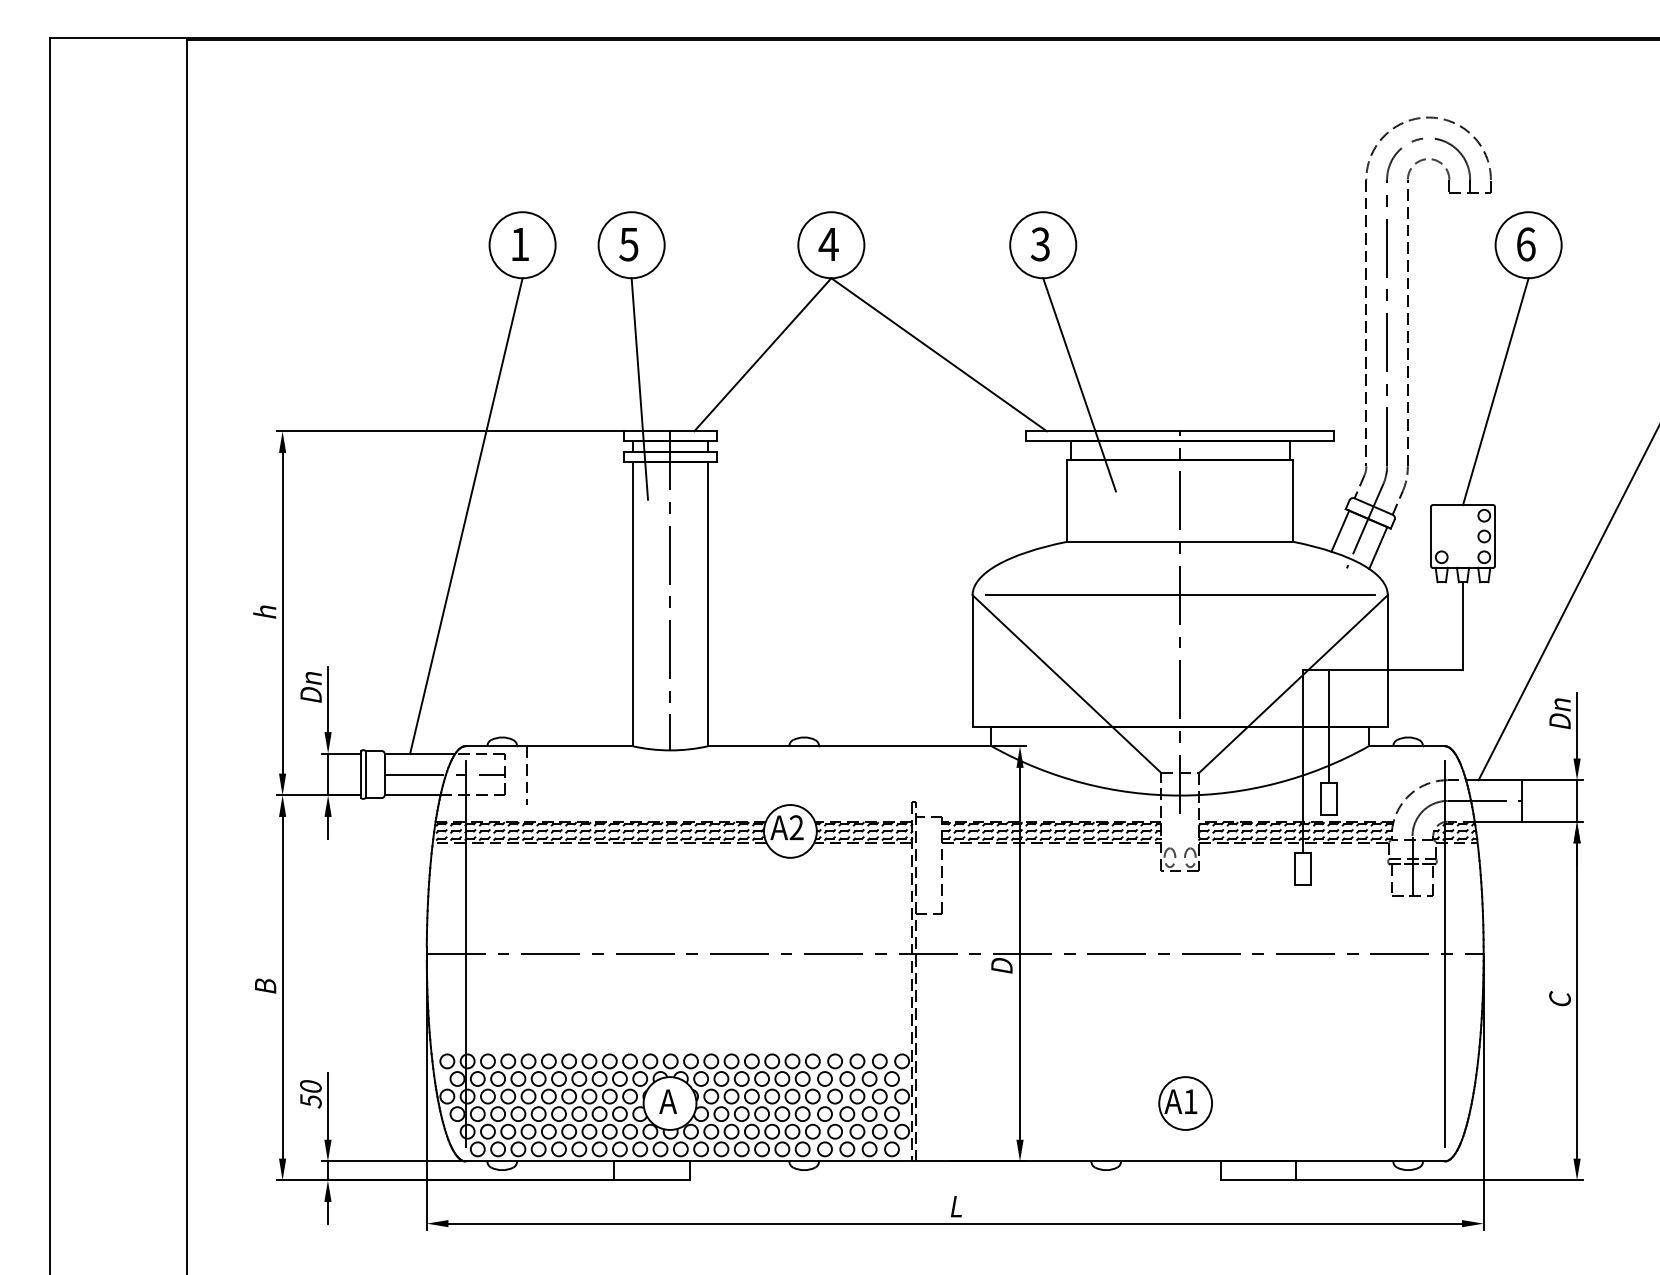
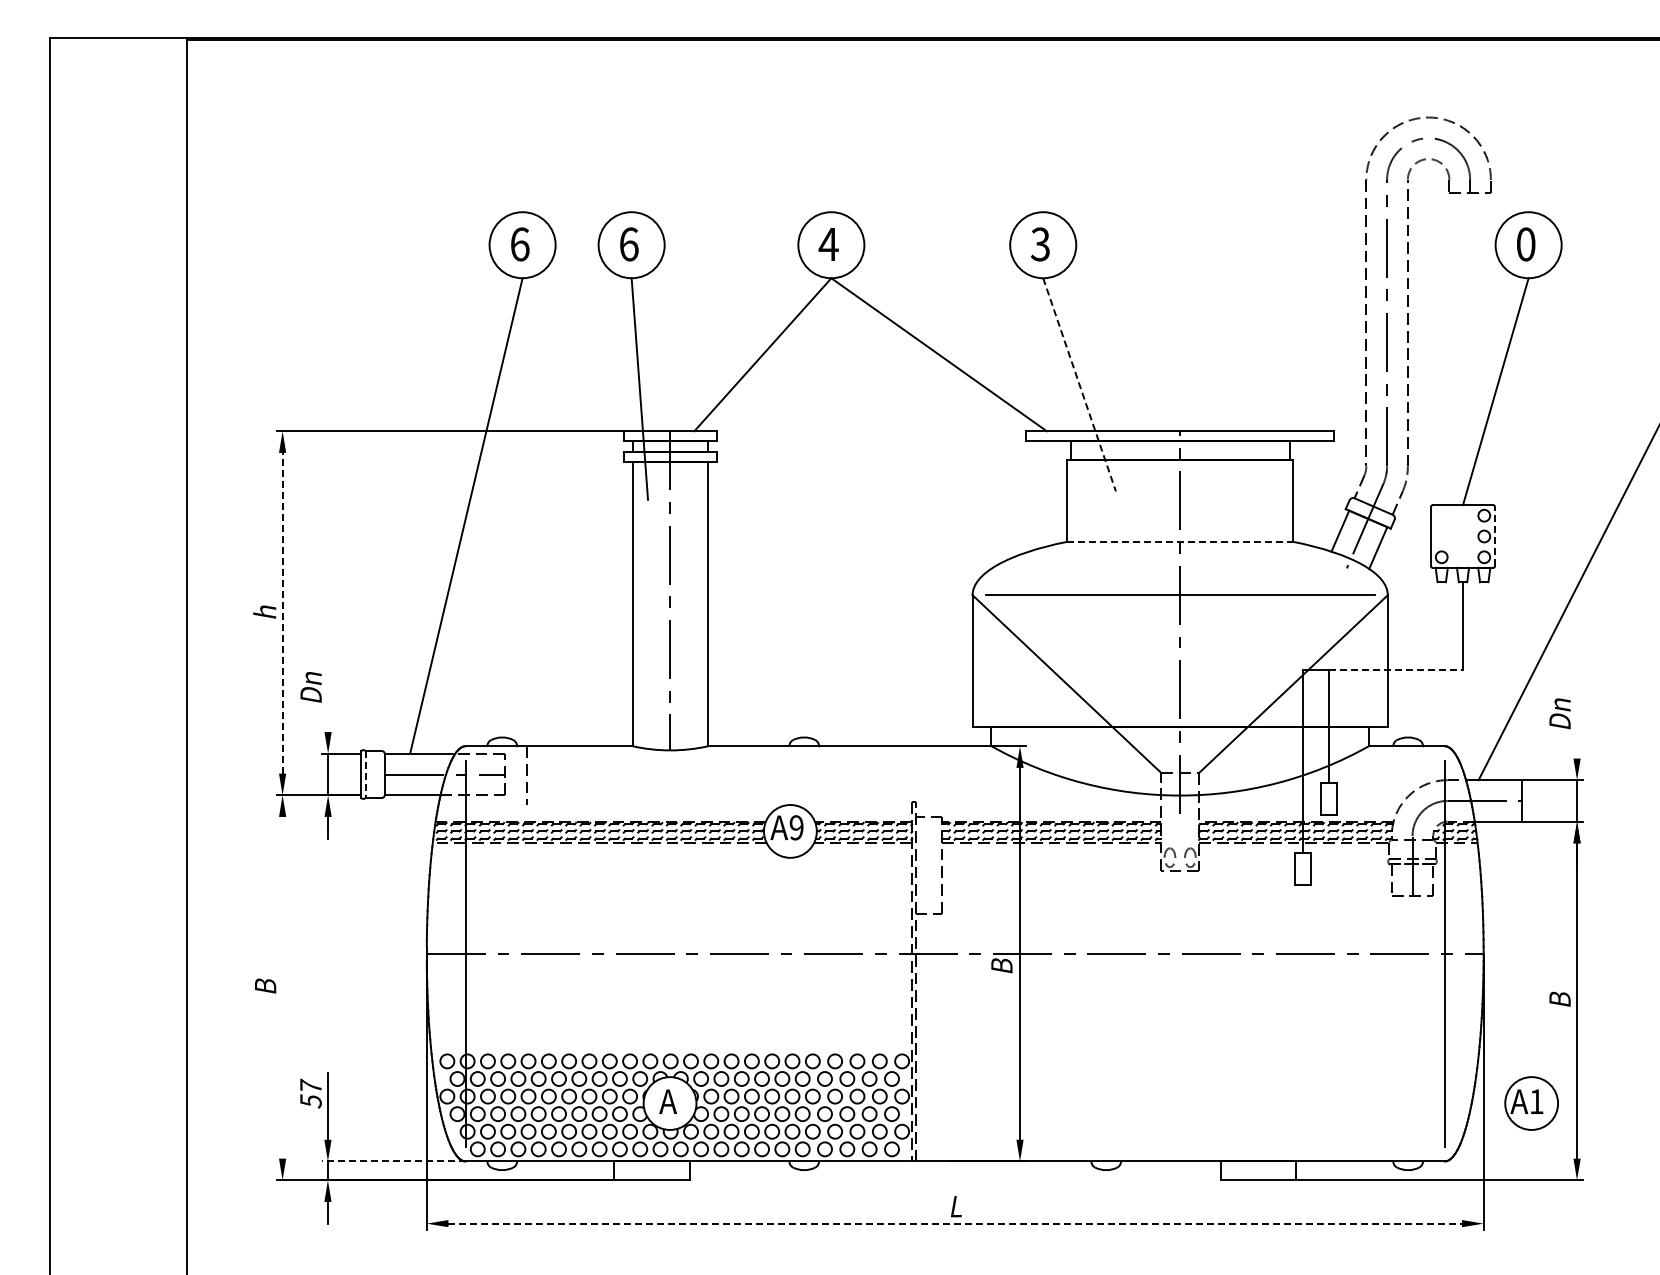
text: 1 -> 6 (520, 244)
text: 5 -> 6 (628, 244)
text: 6 -> 0 (1526, 244)
line: solid -> dashed (1079, 384)
line: solid -> dashed (1495, 536)
line: solid -> dashed (1180, 541)
line: solid -> dashed (282, 612)
line: solid -> dashed (1396, 670)
line: present -> none (328, 699)
line: present -> none (1577, 725)
line: solid -> dashed (365, 775)
text: 2 -> 9 (796, 827)
text: D -> B (1001, 965)
line: present -> none (282, 987)
text: C -> B (1559, 998)
text: 50 -> 57 (310, 1085)
part position: (1185, 1103) -> (1531, 1103) (1531, 1103)
line: solid -> dashed (393, 1161)
line: solid -> dashed (955, 1223)
